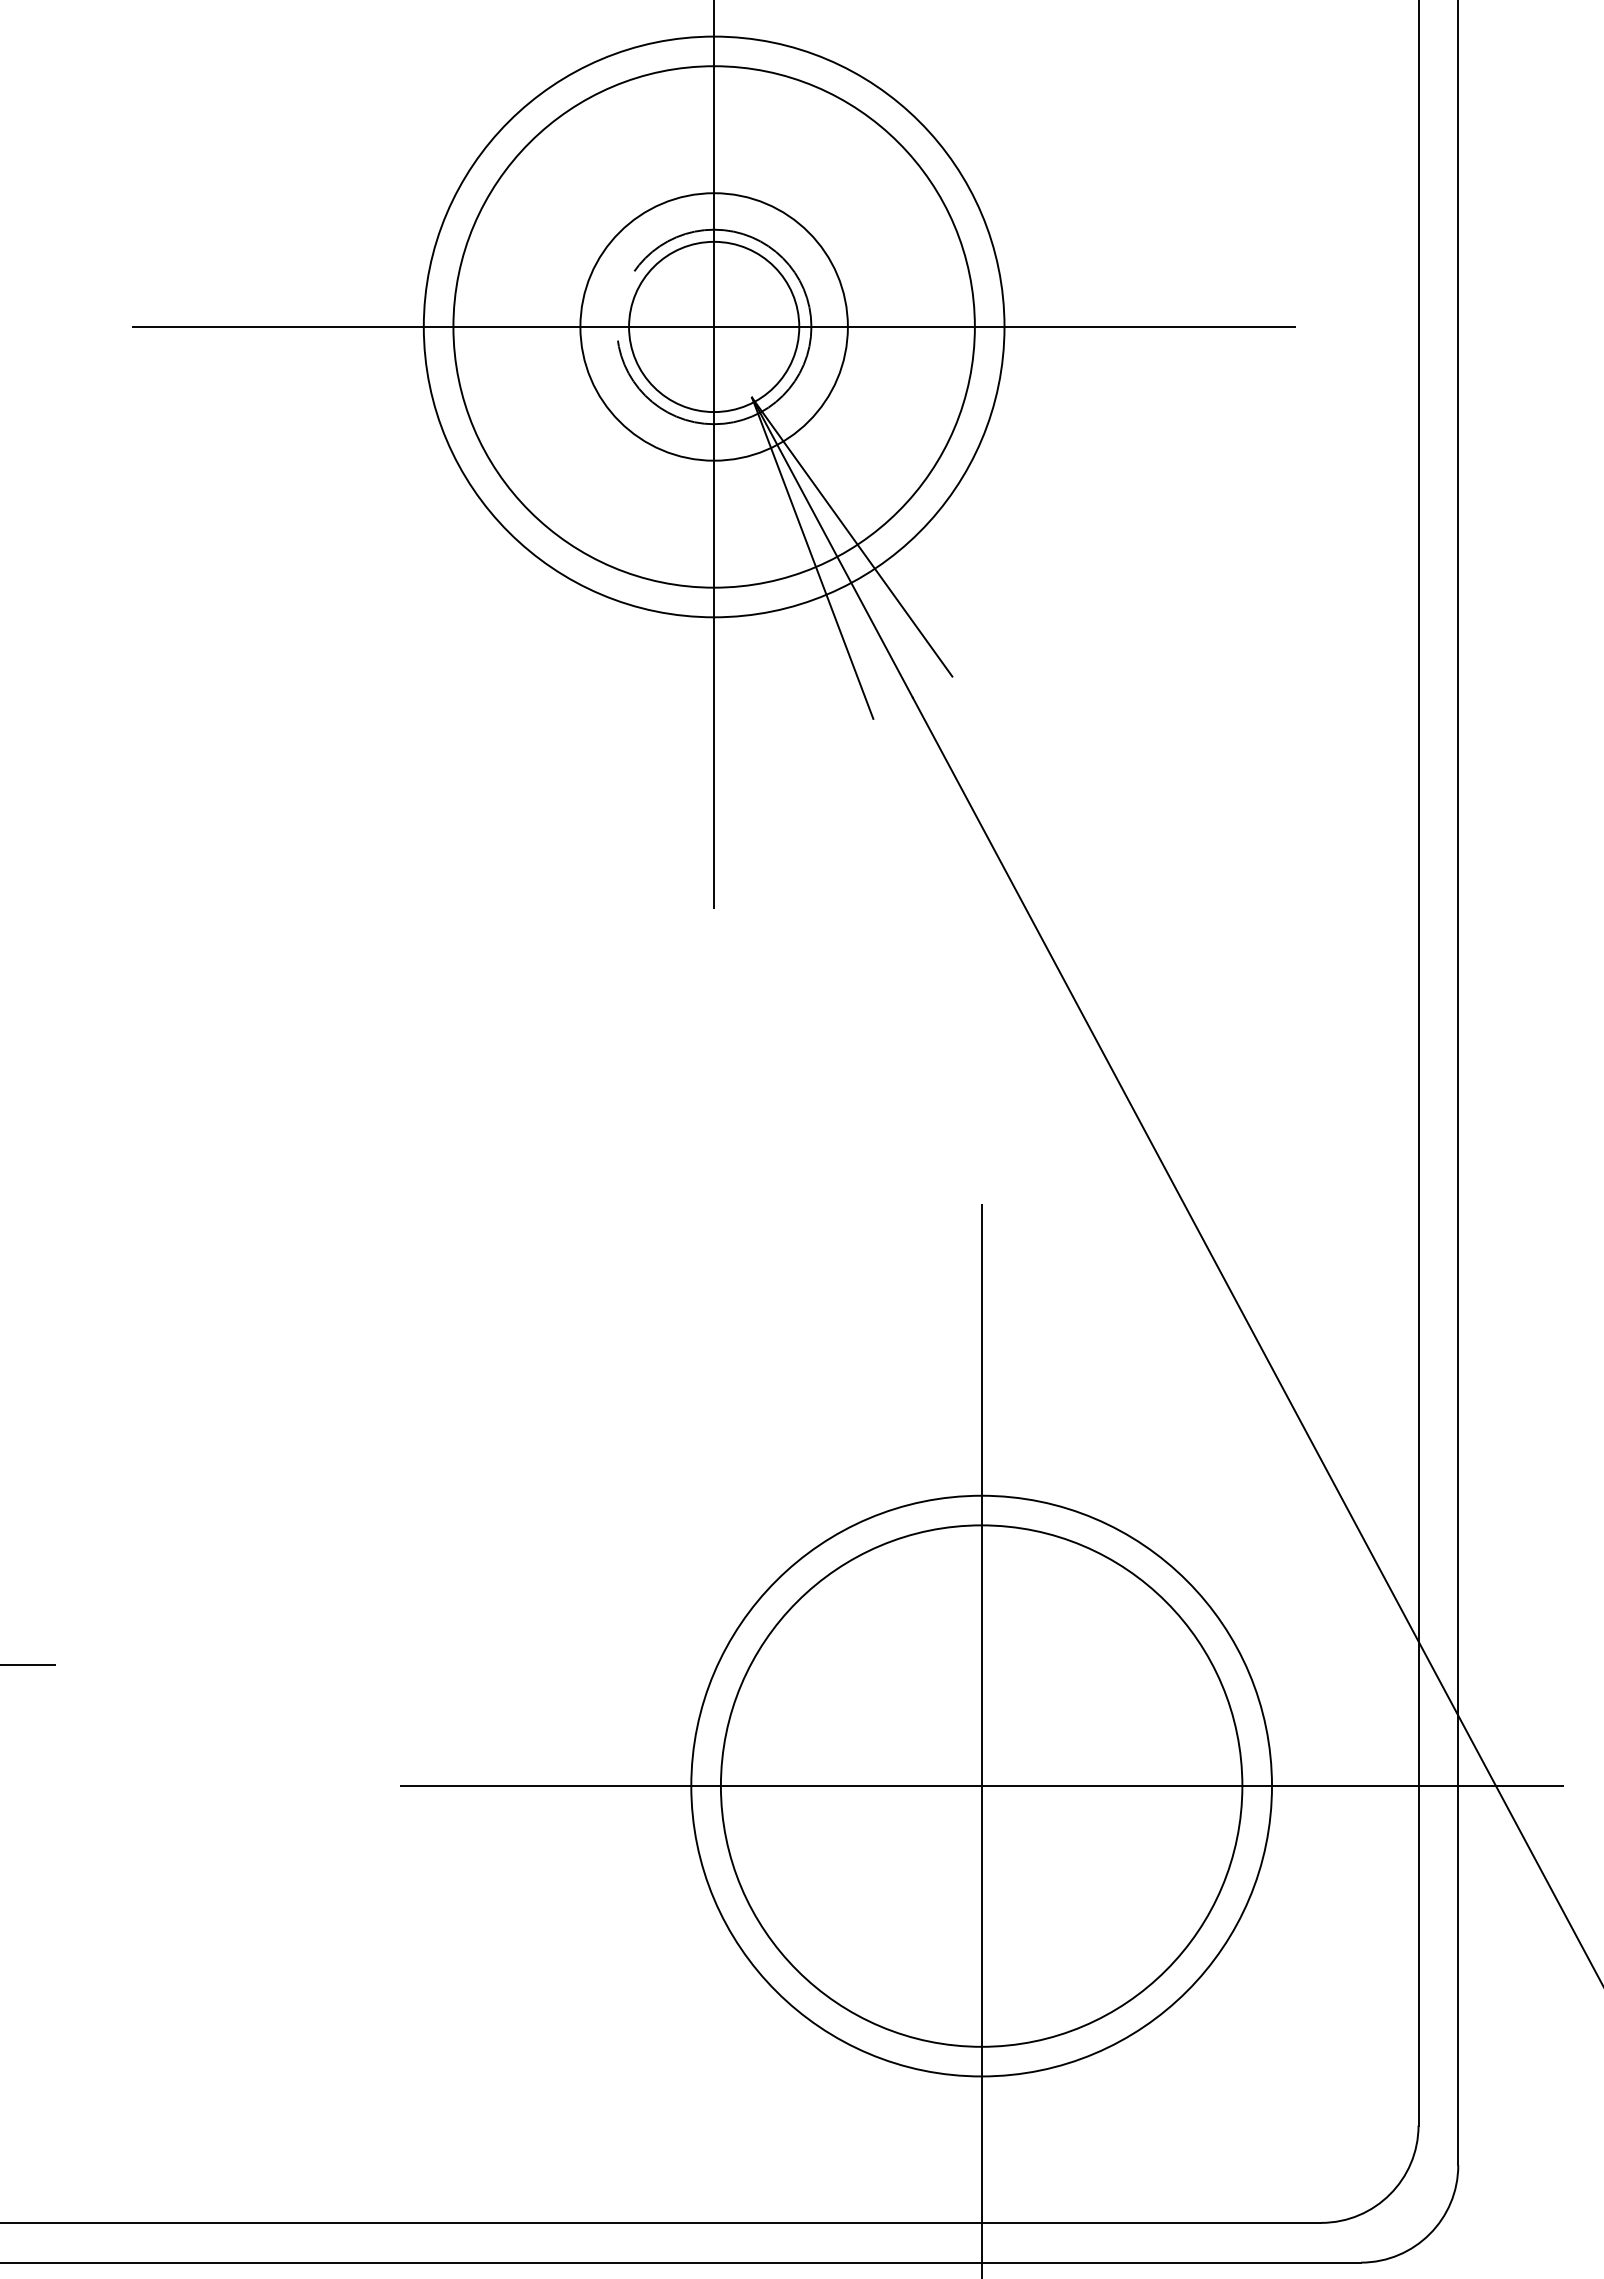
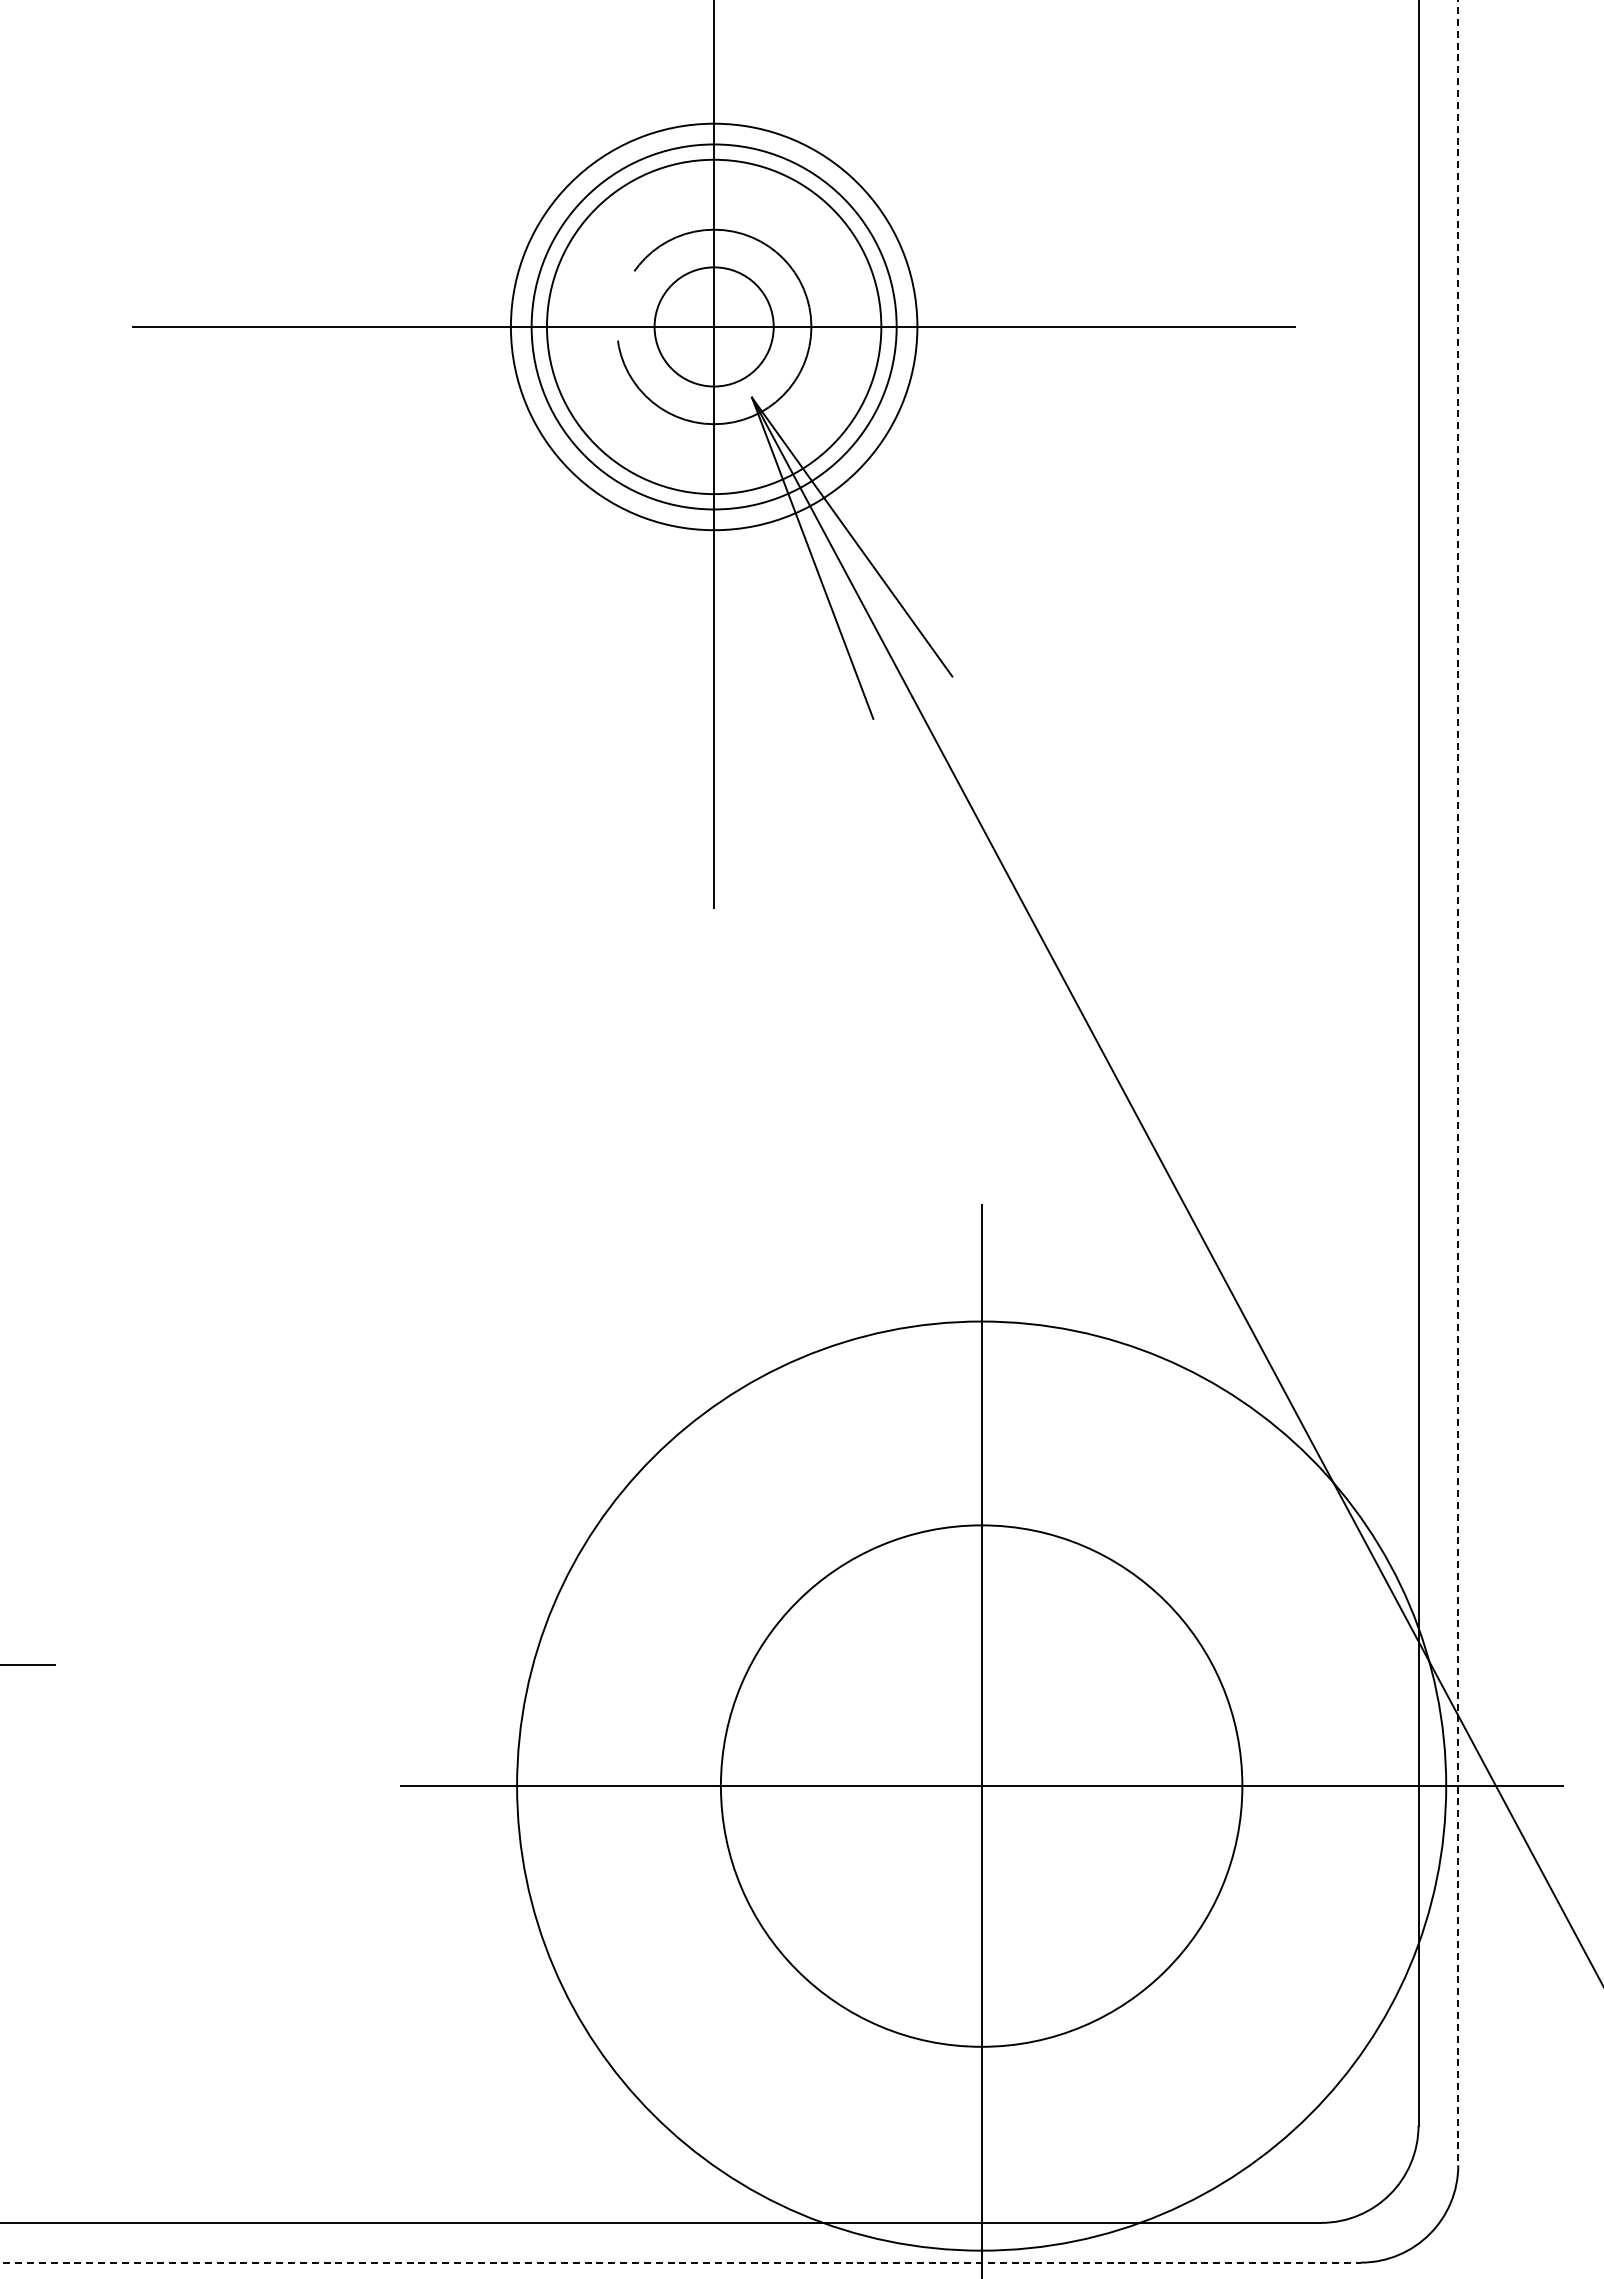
circle diameter: 267 px -> 334 px (713, 326)
circle diameter: 521 px -> 365 px (713, 326)
circle diameter: 581 px -> 406 px (713, 326)
circle diameter: 170 px -> 119 px (713, 326)
line: solid -> dashed (1458, 1083)
circle diameter: 581 px -> 929 px (981, 1785)
line: solid -> dashed (681, 2262)
